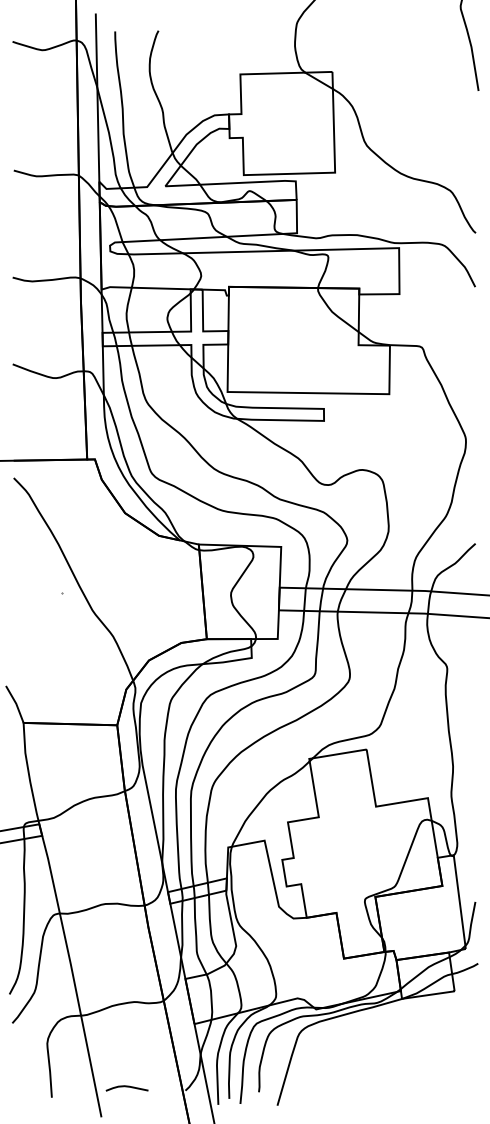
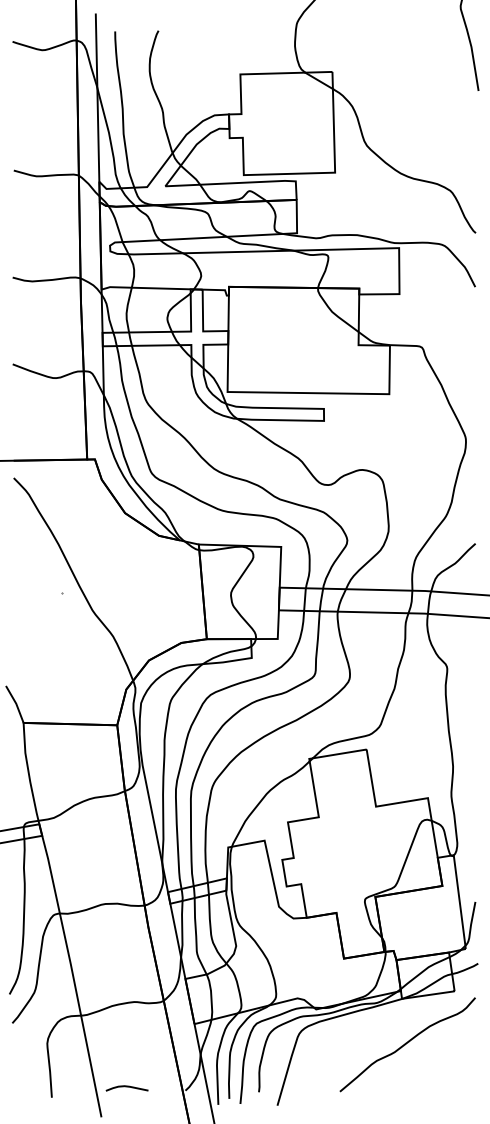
curve: none -> present (407, 1043)
